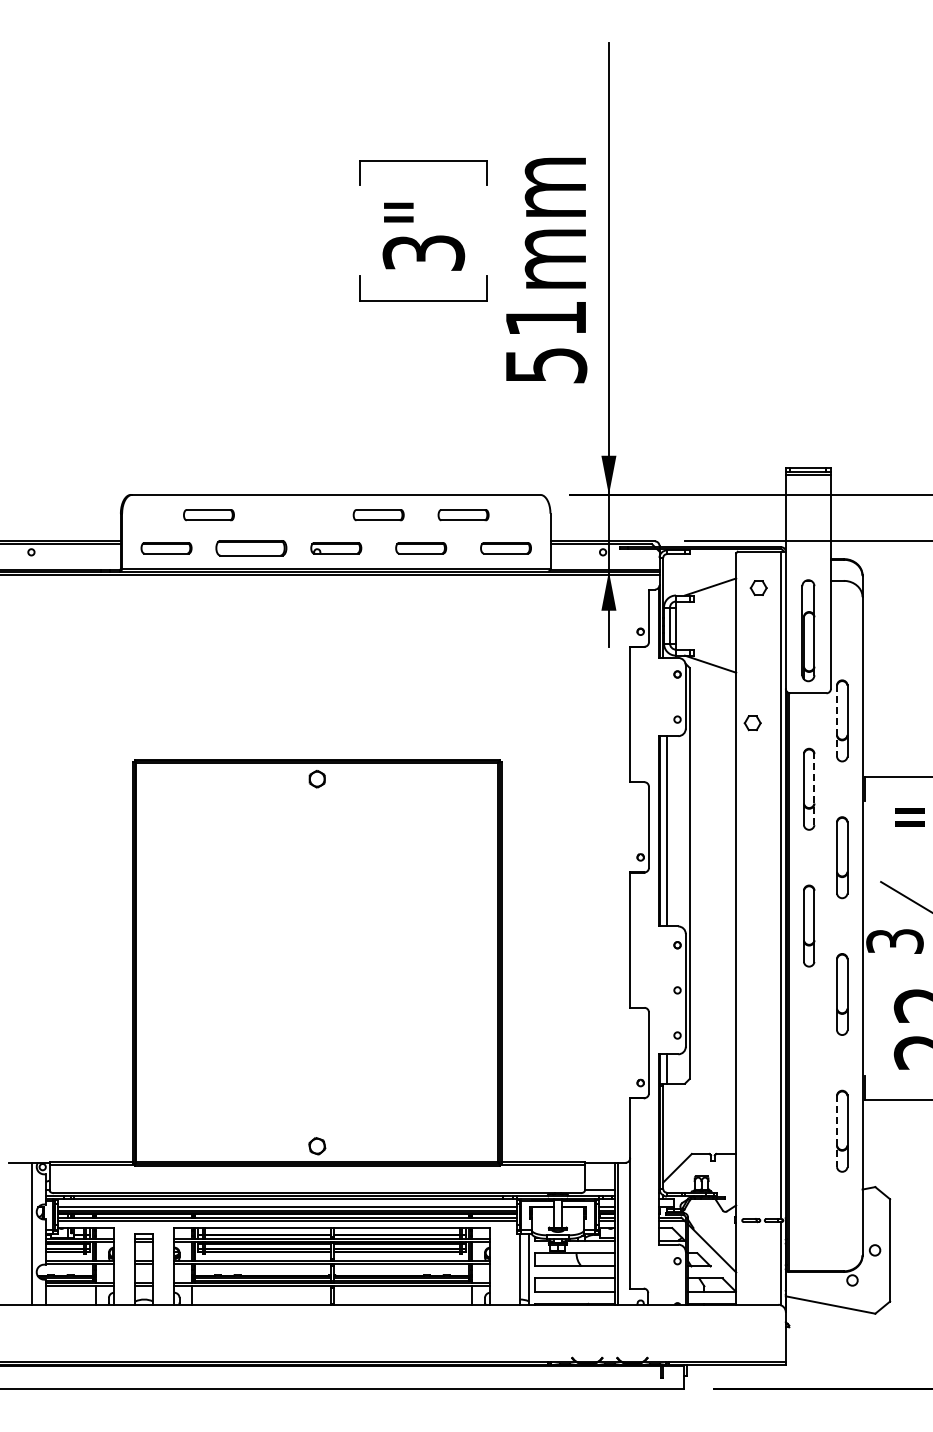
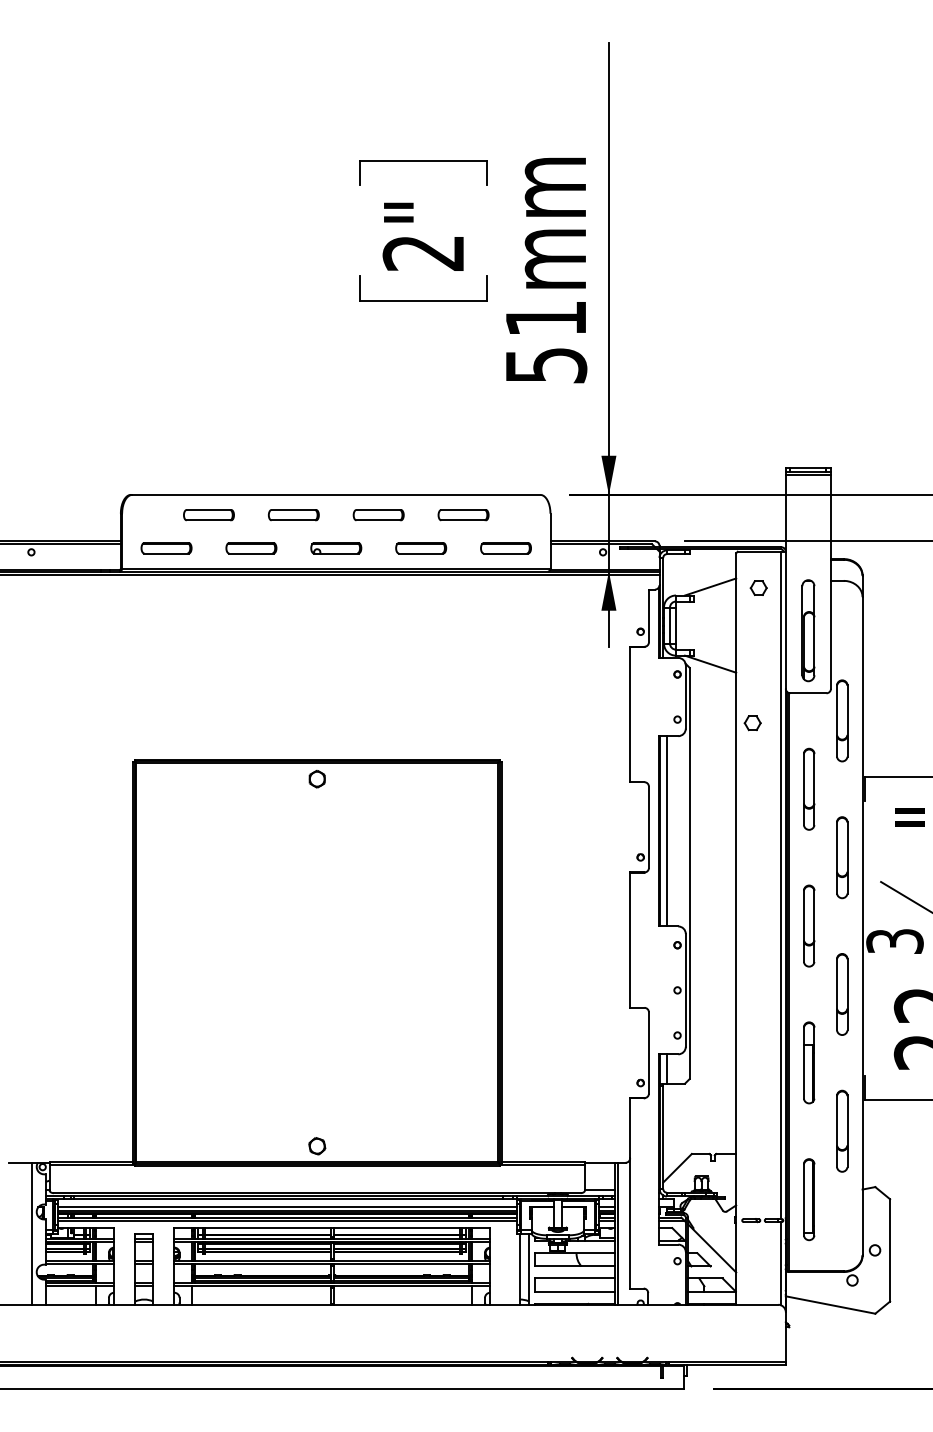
text: 3" -> 2" (423, 252)
part: none -> present (293, 515)
part size: 73x17 px -> 53x13 px (251, 548)
line: dashed -> solid (837, 720)
line: dashed -> solid (814, 789)
part: none -> present (809, 1062)
line: dashed -> solid (837, 1131)
part: none -> present (809, 1199)
